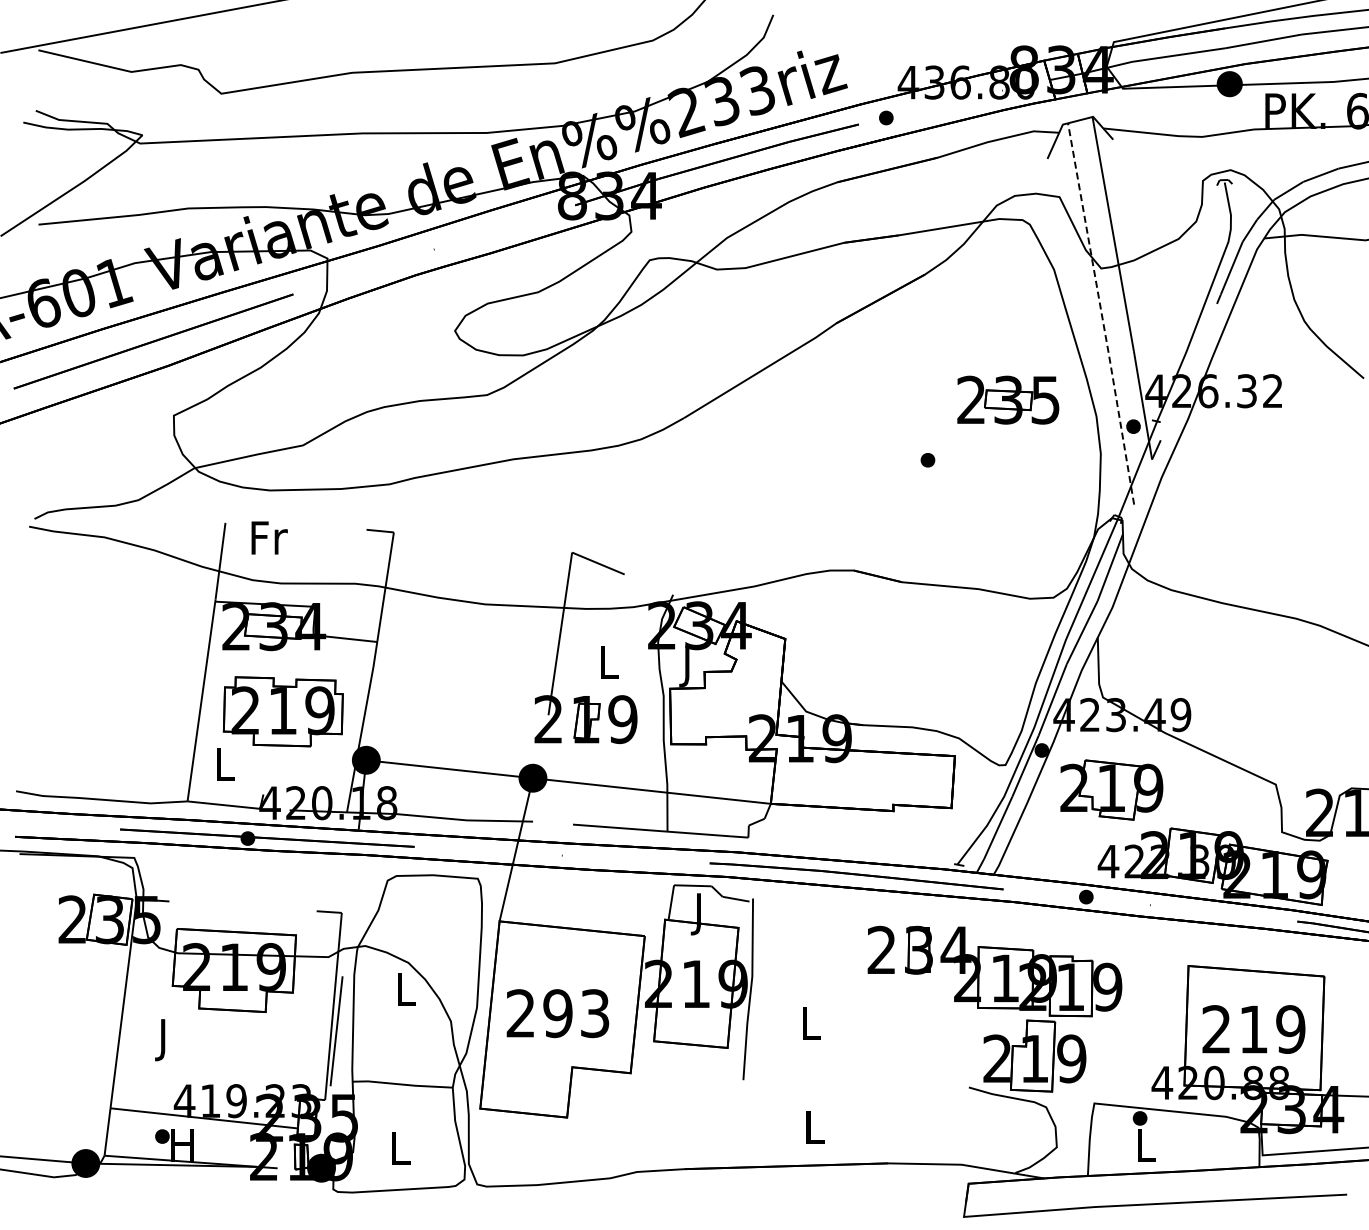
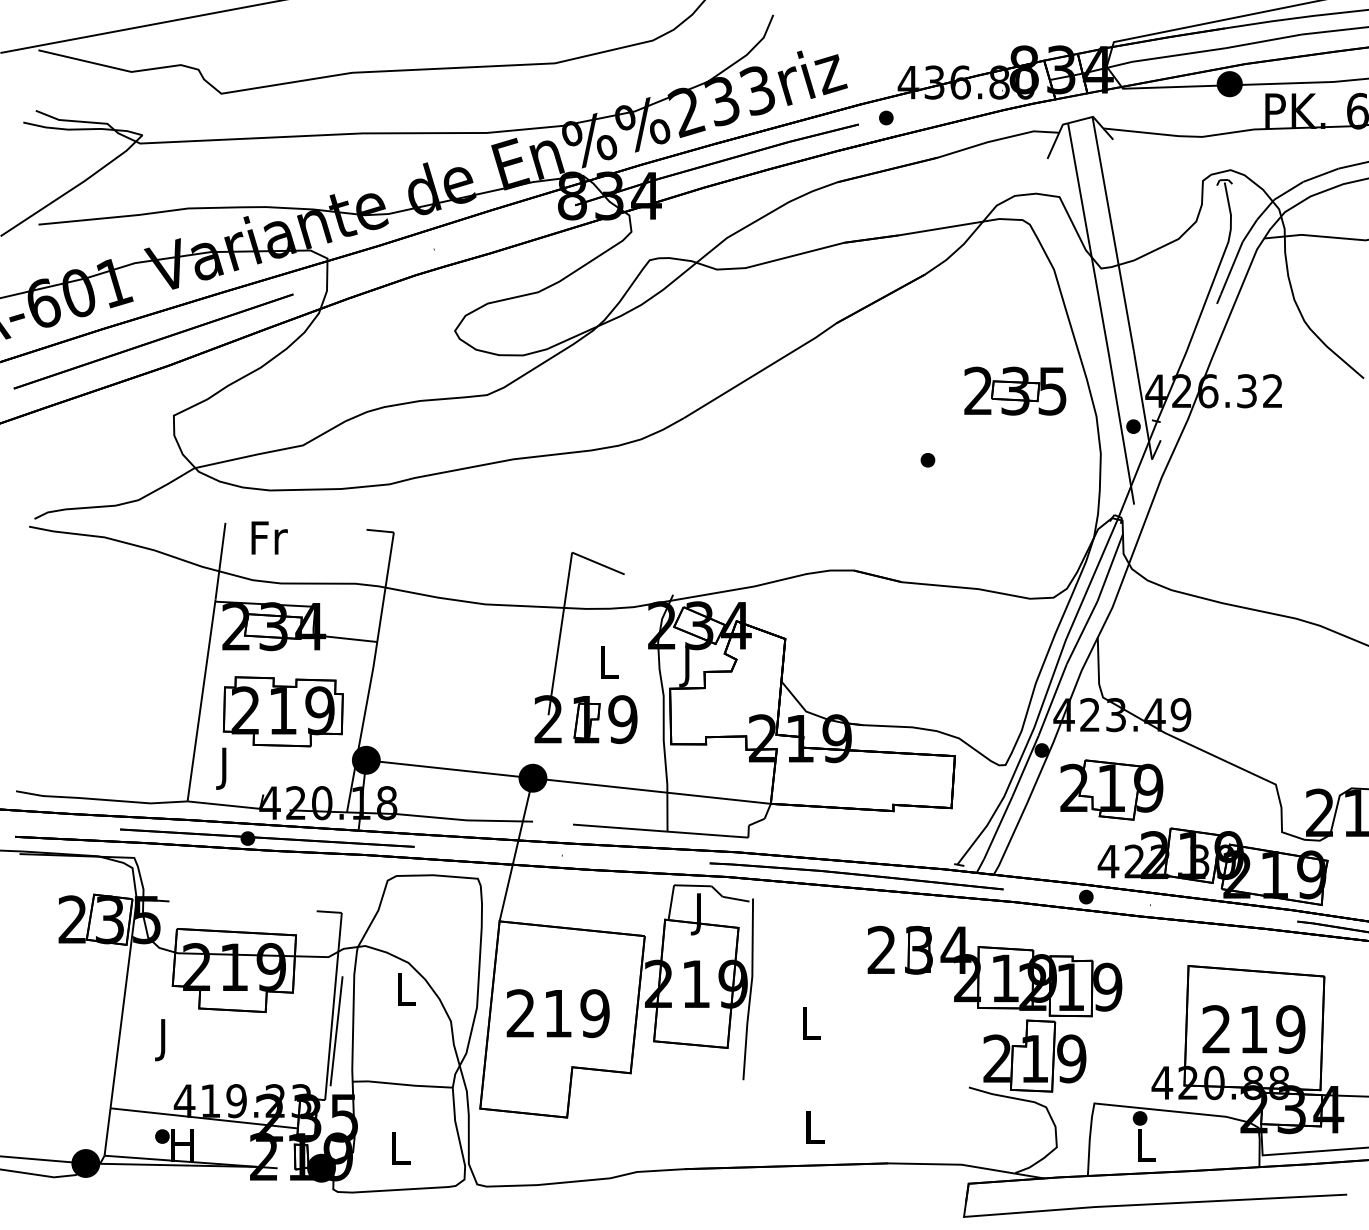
line: dashed -> solid (1101, 314)
part position: (1008, 399) -> (1015, 390) (1015, 390)
text: L -> J (225, 768)
text: 293 -> 219 (576, 1013)
